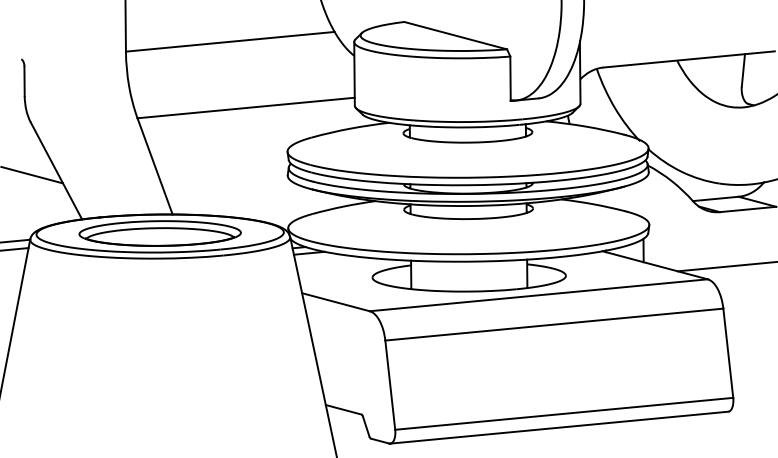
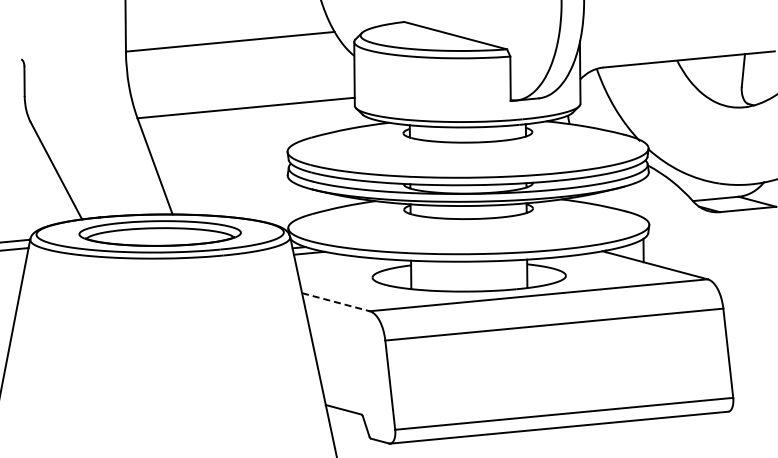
line: present -> none (32, 175)
line: present -> none (725, 266)
line: solid -> dashed (336, 302)
